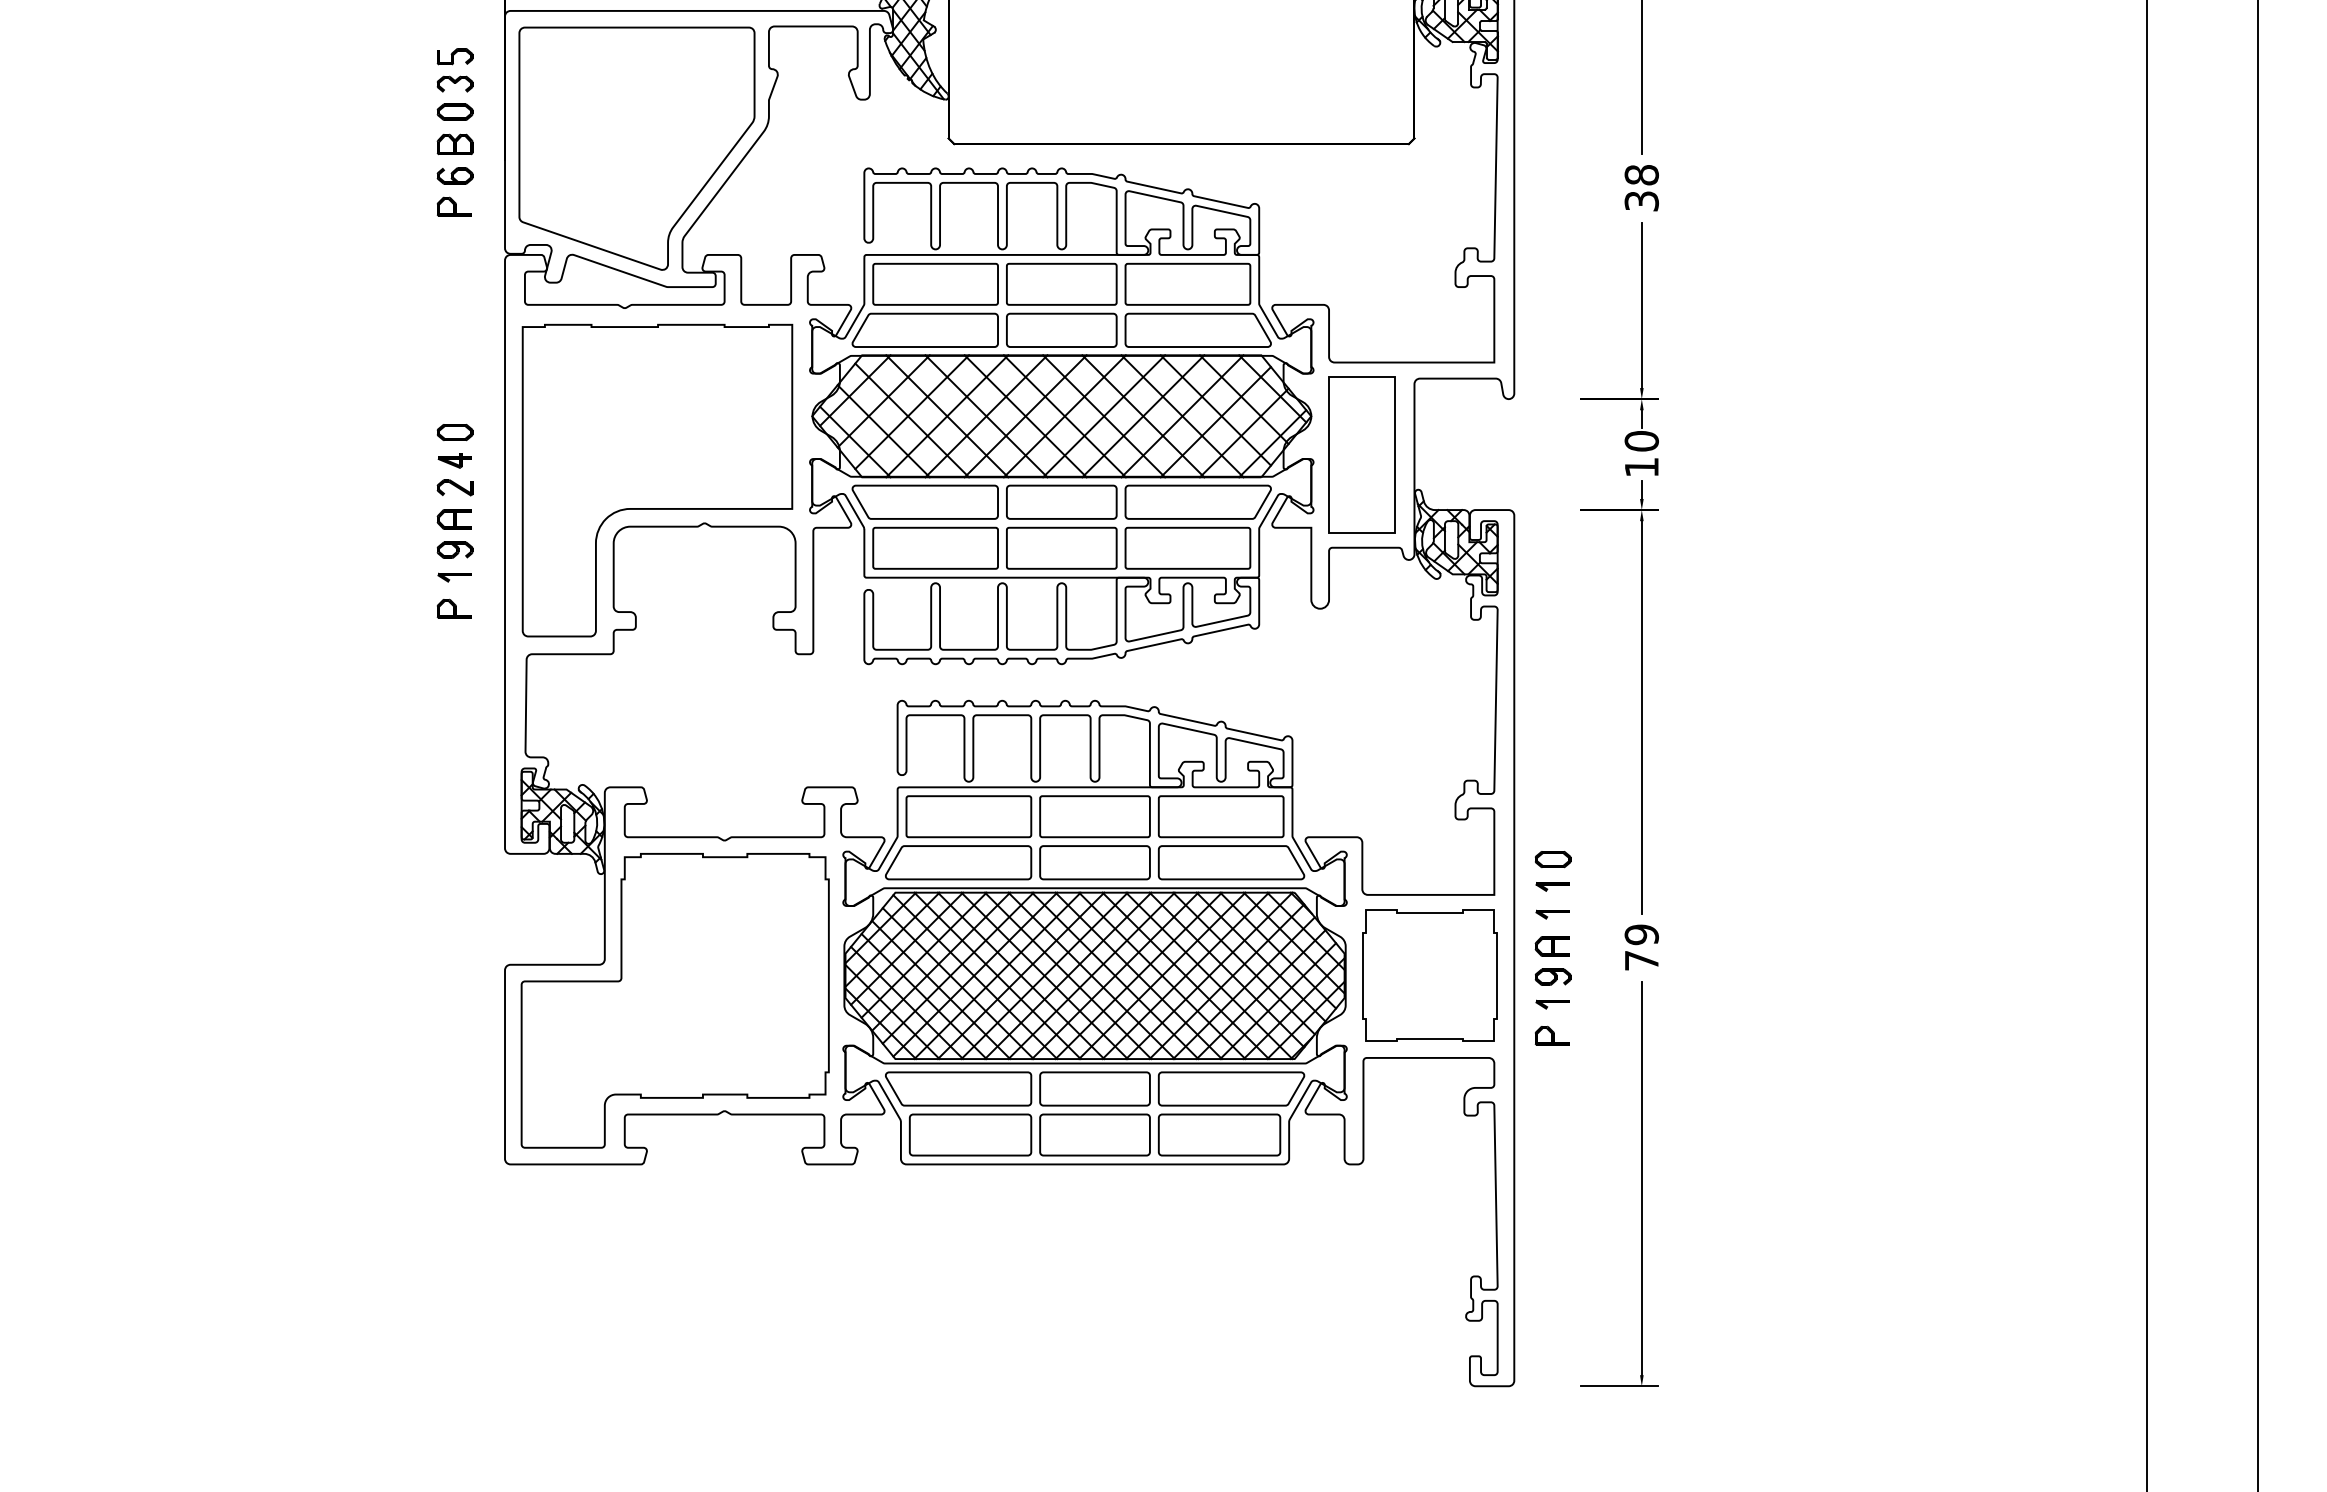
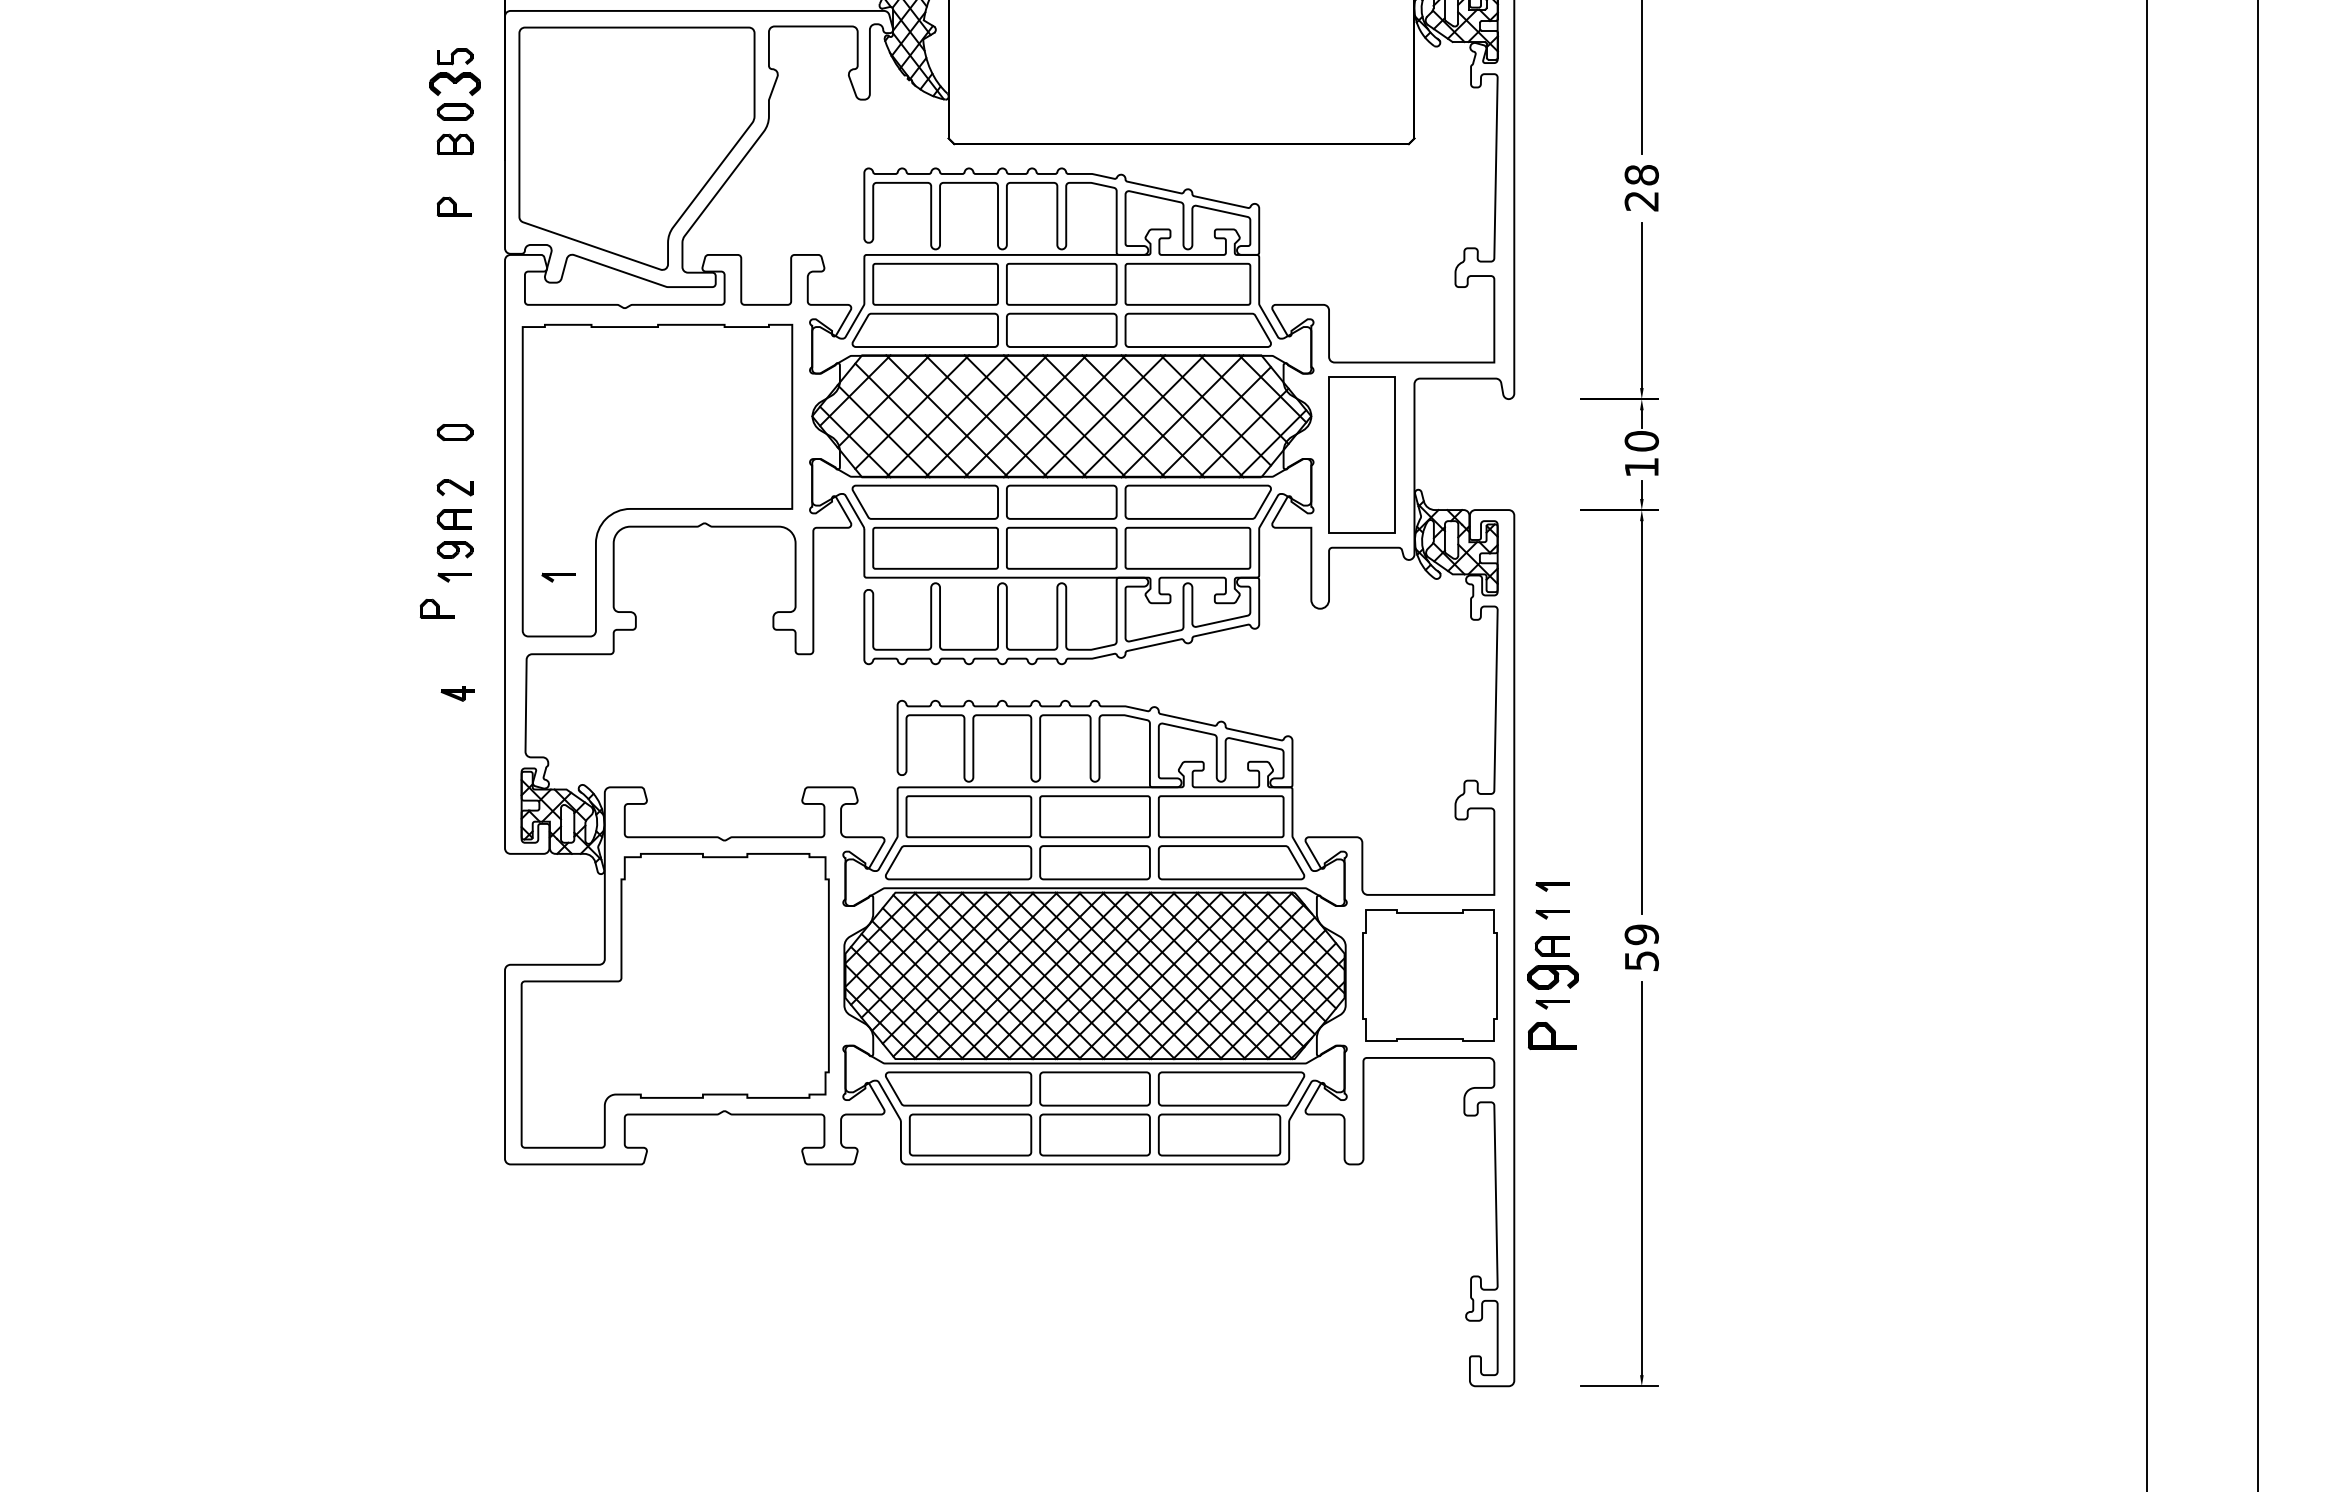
part size: 38x18 px -> 52x24 px (454, 83)
part: present -> none (454, 175)
text: 38 -> 28 (1641, 201)
part position: (454, 460) -> (457, 693) (457, 693)
part: none -> present (558, 577)
part position: (453, 608) -> (436, 608) (436, 608)
part: present -> none (1552, 859)
text: 79 -> 59 (1641, 961)
part size: 38x18 px -> 52x25 px (1552, 977)
part size: 36x21 px -> 49x28 px (1552, 1035)
